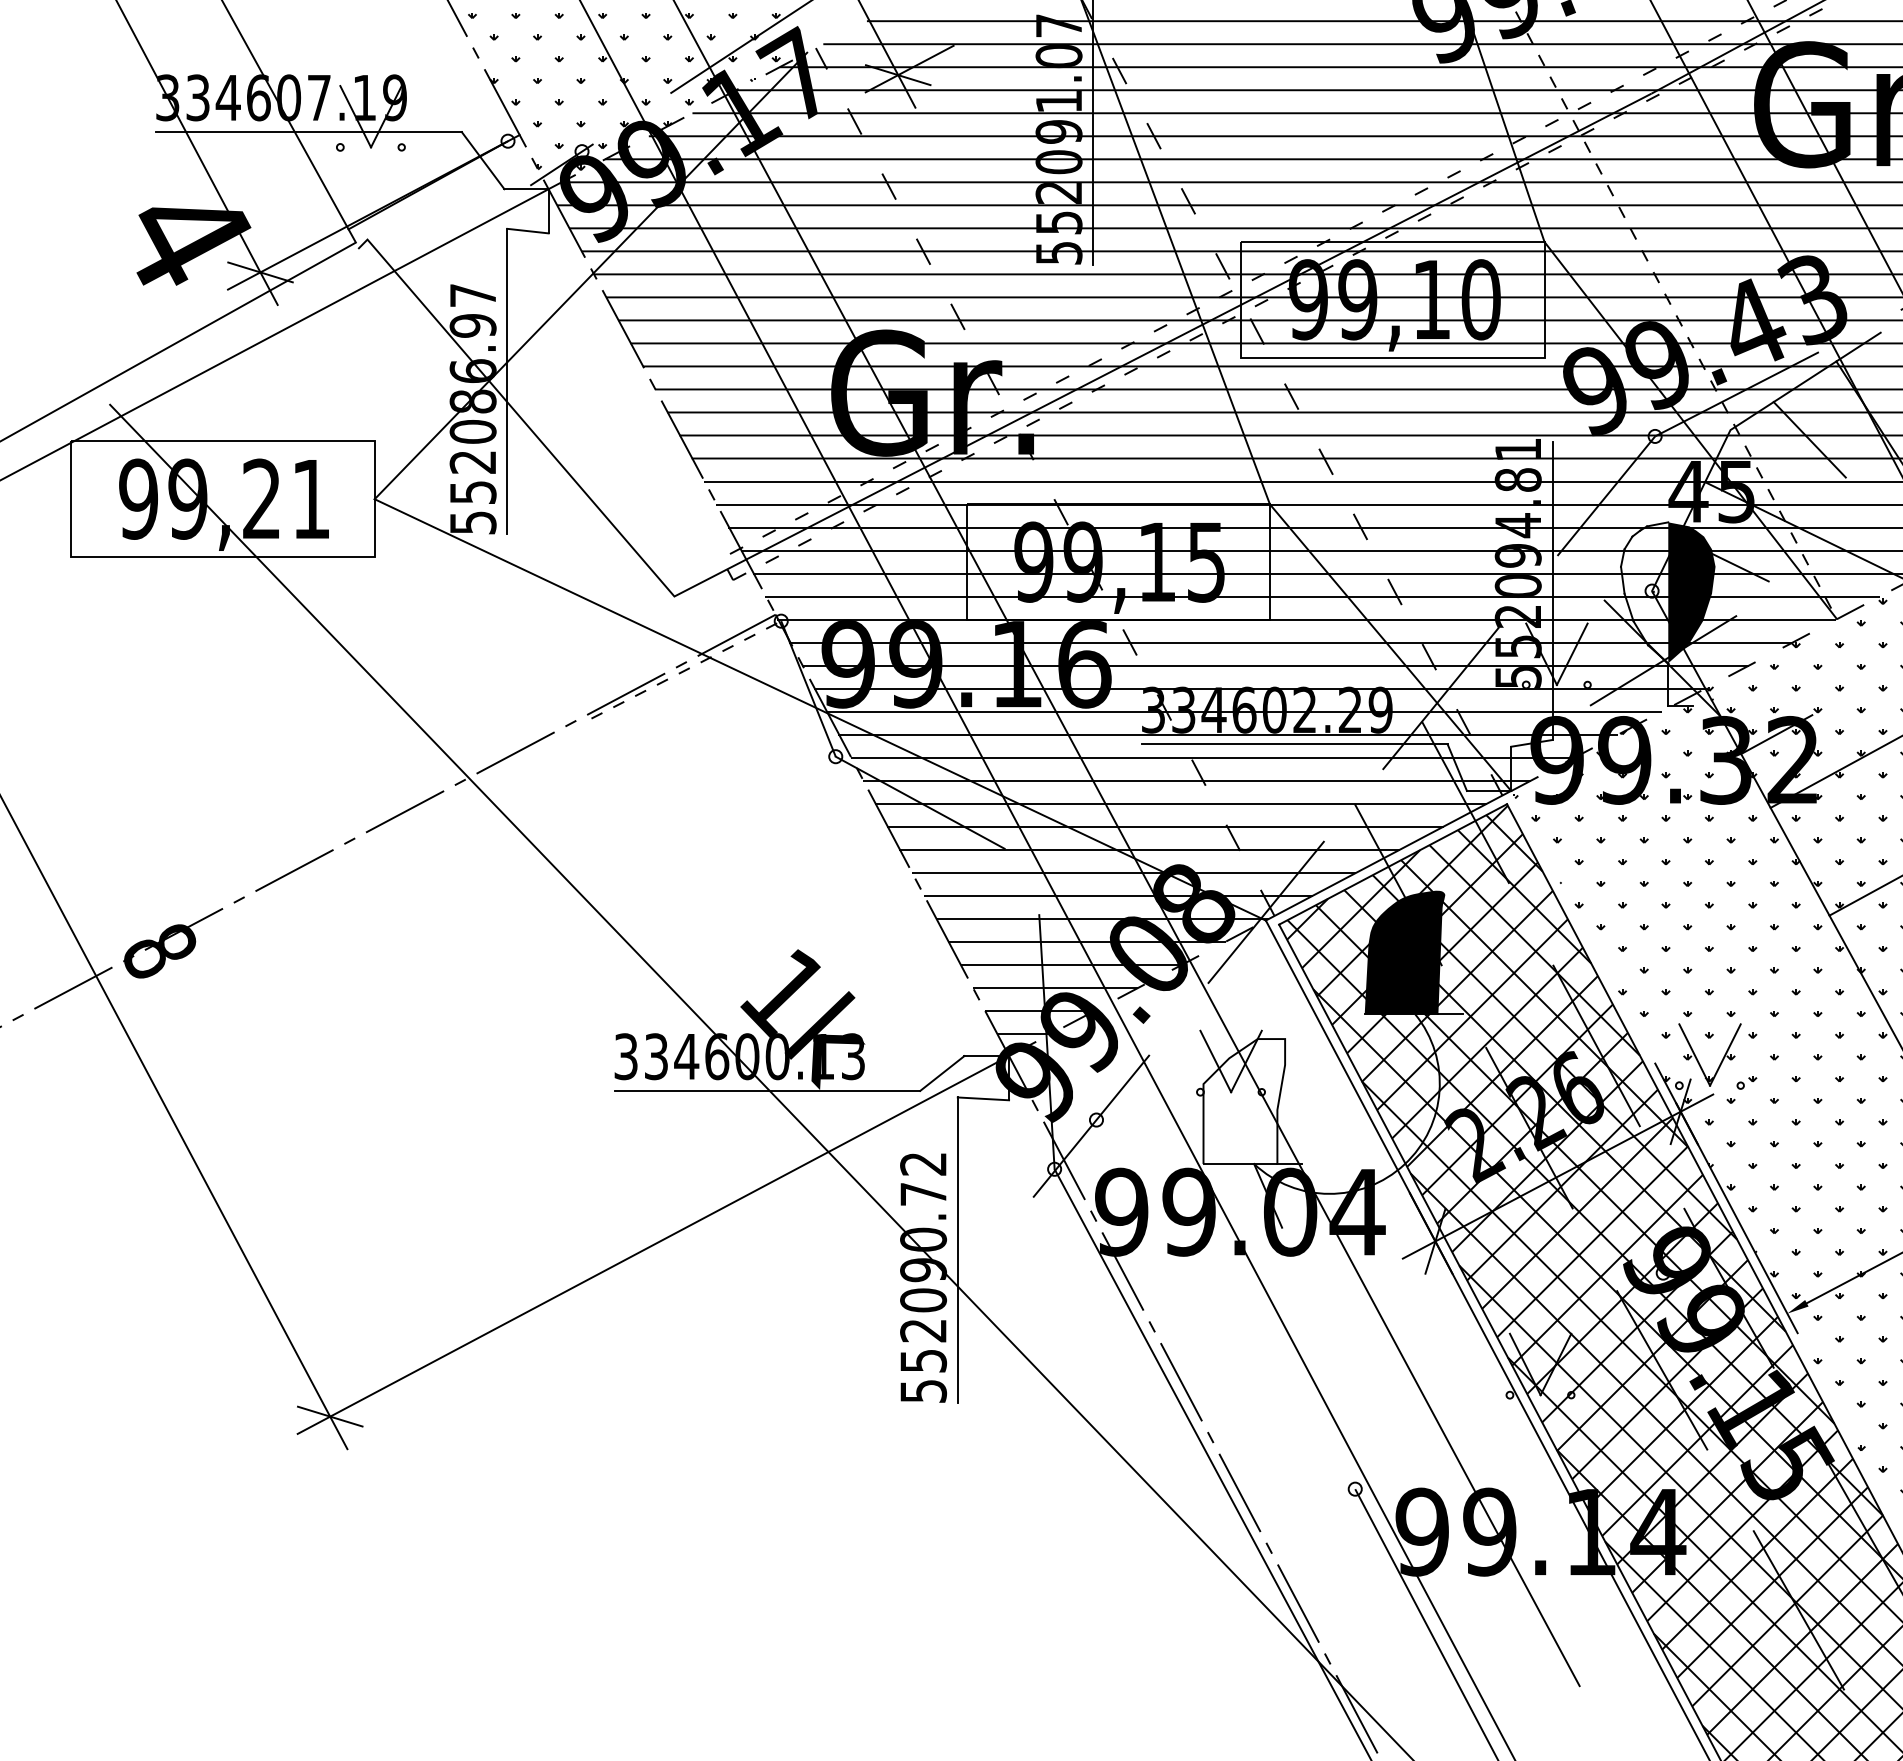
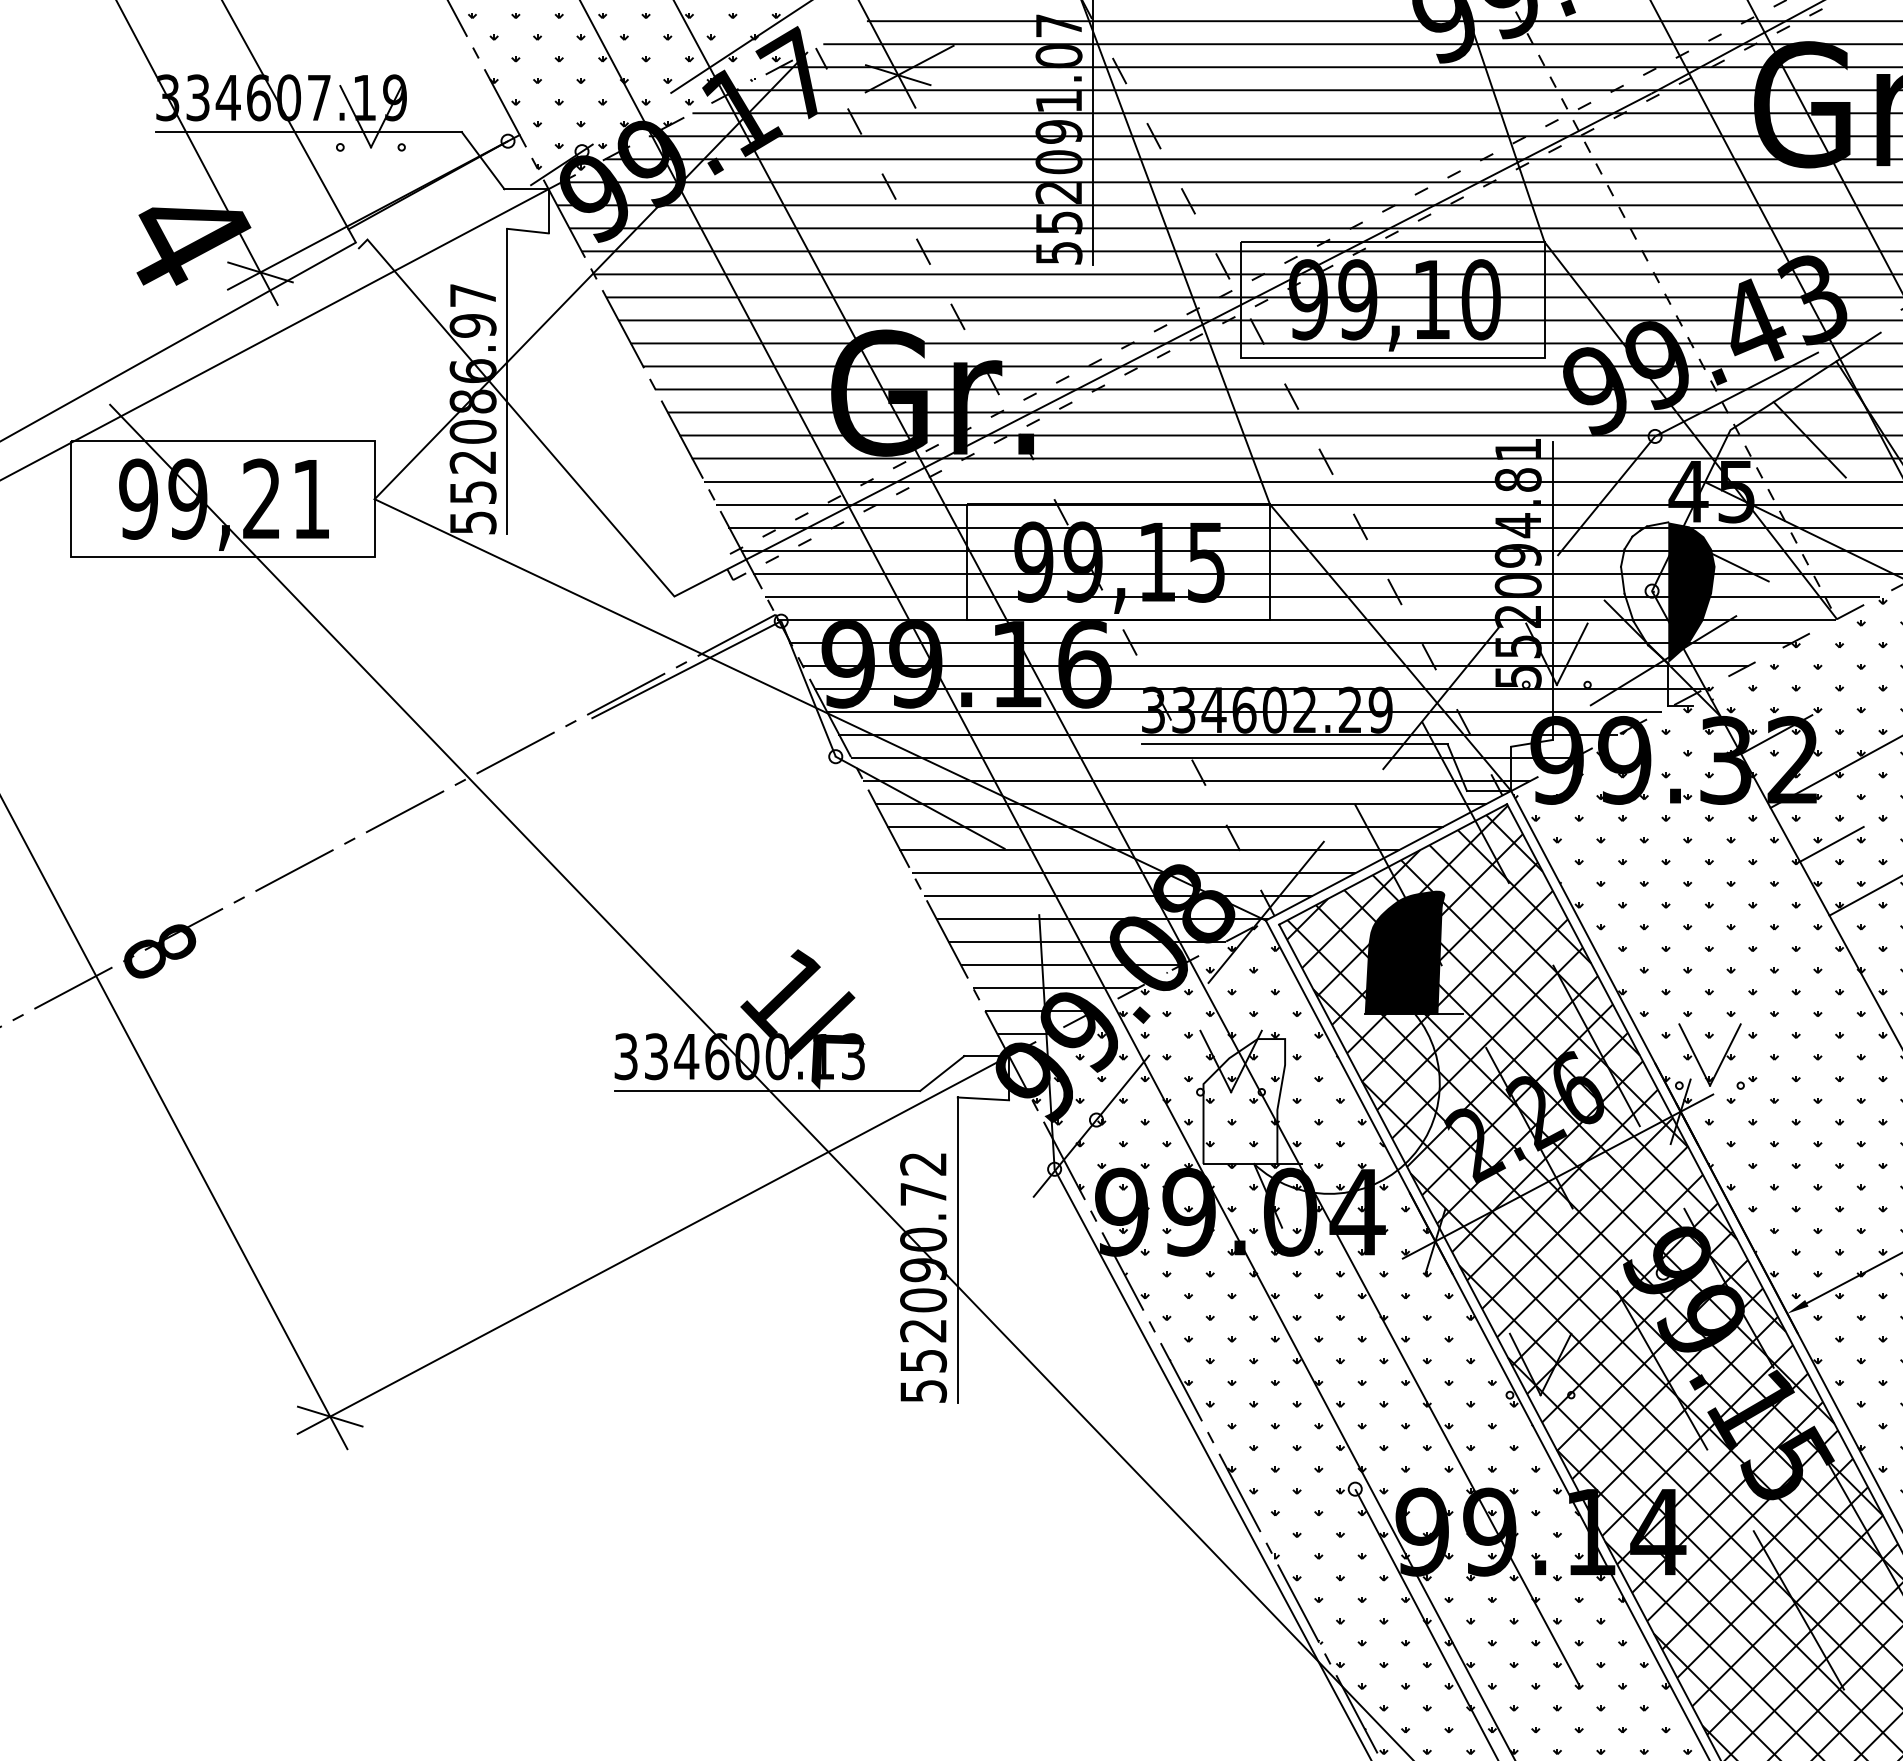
line: dashed -> solid (686, 669)
line: none -> present (1831, 843)
line: none -> present (1705, 1158)
hatch: none -> present (1361, 1339)
